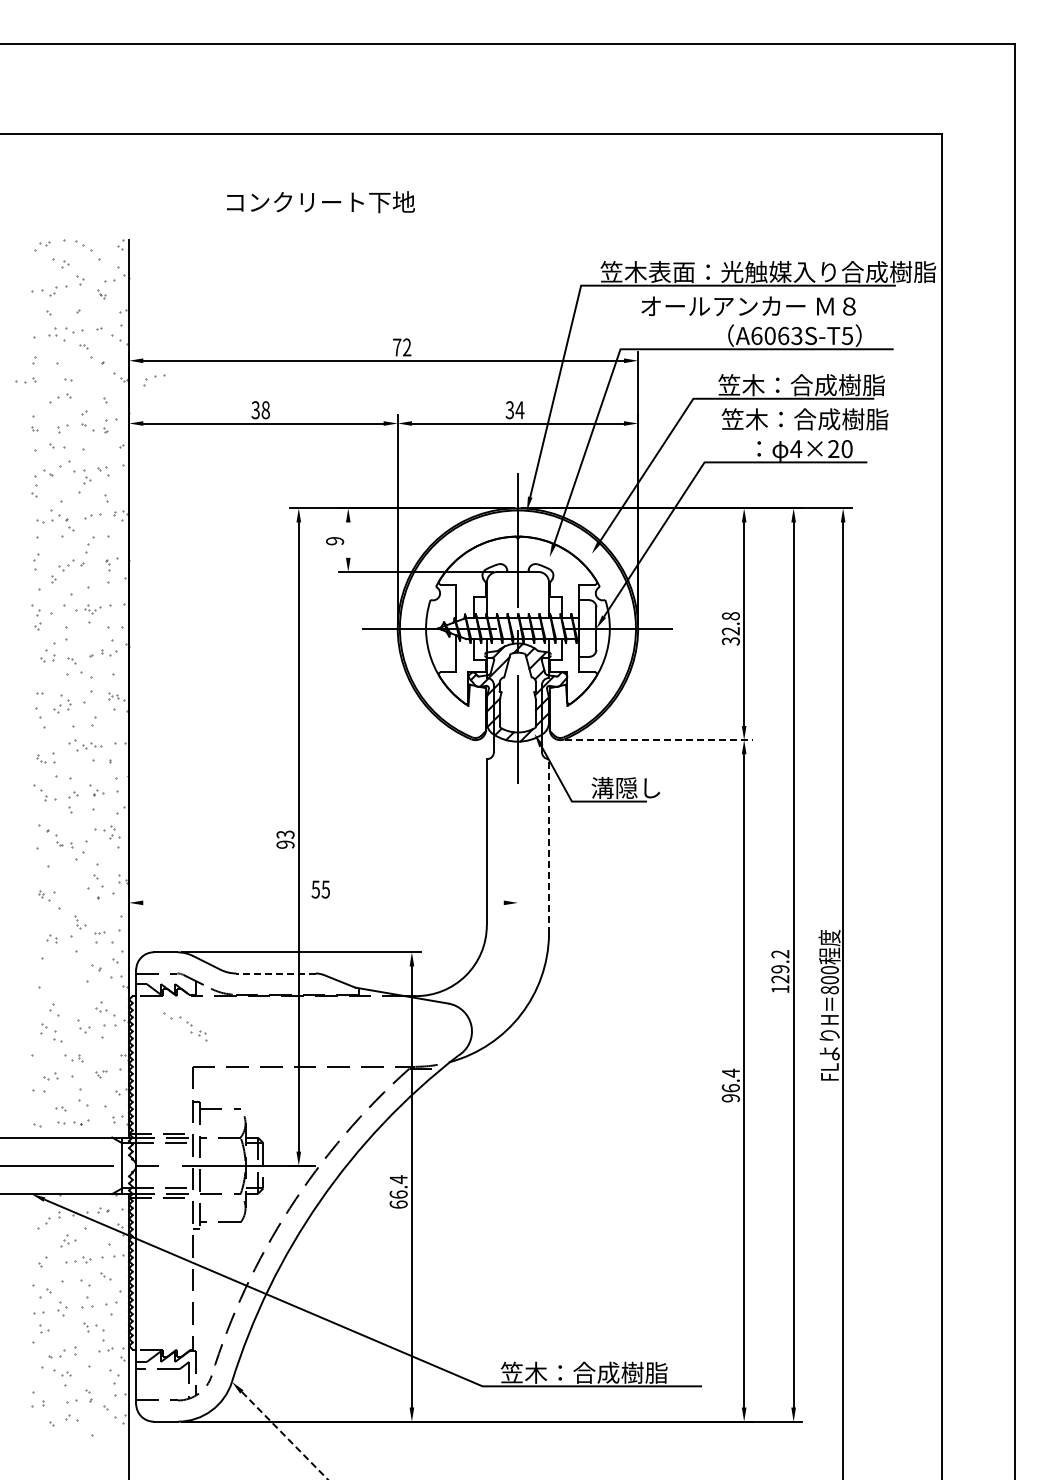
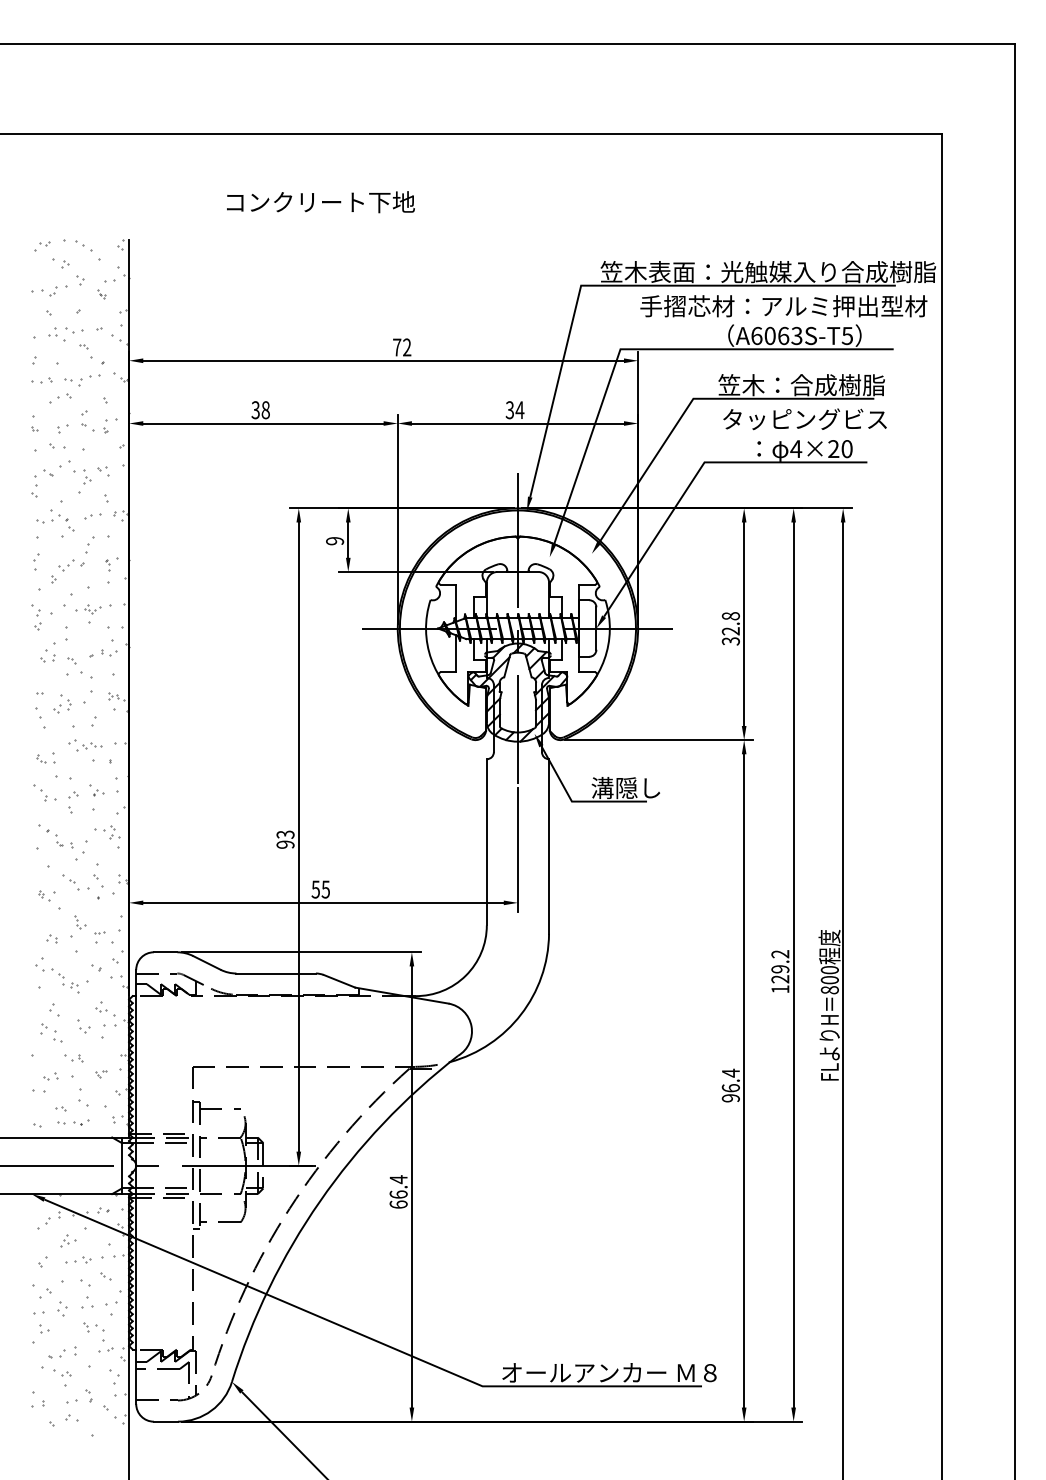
text: オールアンカー Ｍ８ -> 手摺芯材：アルミ押出型材 (783, 306)
part position: (25, 380) -> (41, 380) (41, 380)
part position: (154, 380) -> (89, 380) (89, 380)
text: 笠木：合成樹脂 -> タッピングビス (804, 419)
line: none -> present (348, 539)
line: dashed -> solid (659, 740)
line: dashed -> solid (549, 846)
line: none -> present (517, 849)
part: none -> present (70, 882)
line: none -> present (323, 902)
line: dashed -> solid (276, 973)
part position: (185, 1026) -> (57, 978) (57, 978)
text: 笠木：合成樹脂 -> オールアンカー Ｍ８ (608, 1372)
line: dashed -> solid (285, 1436)
